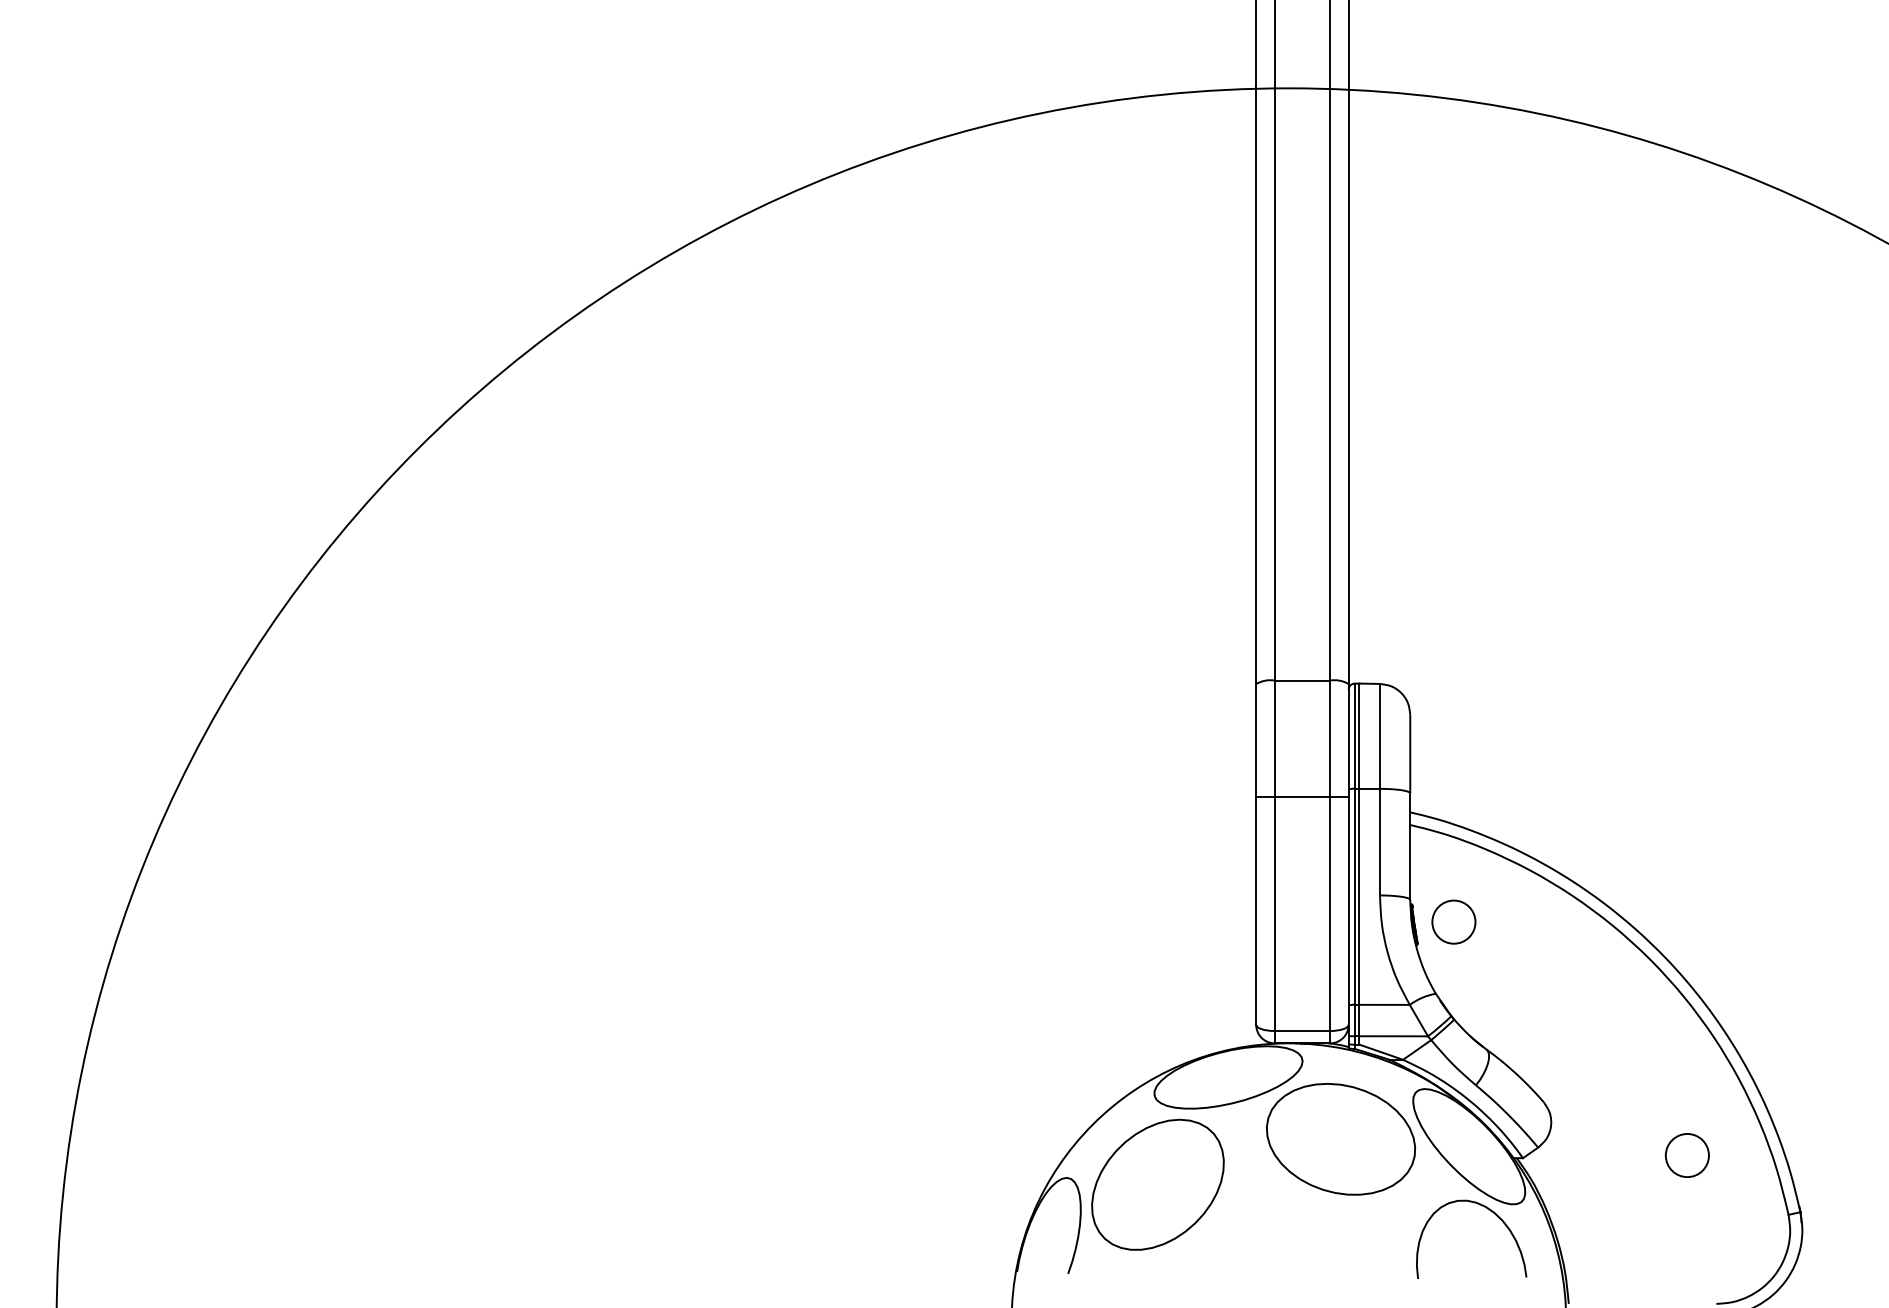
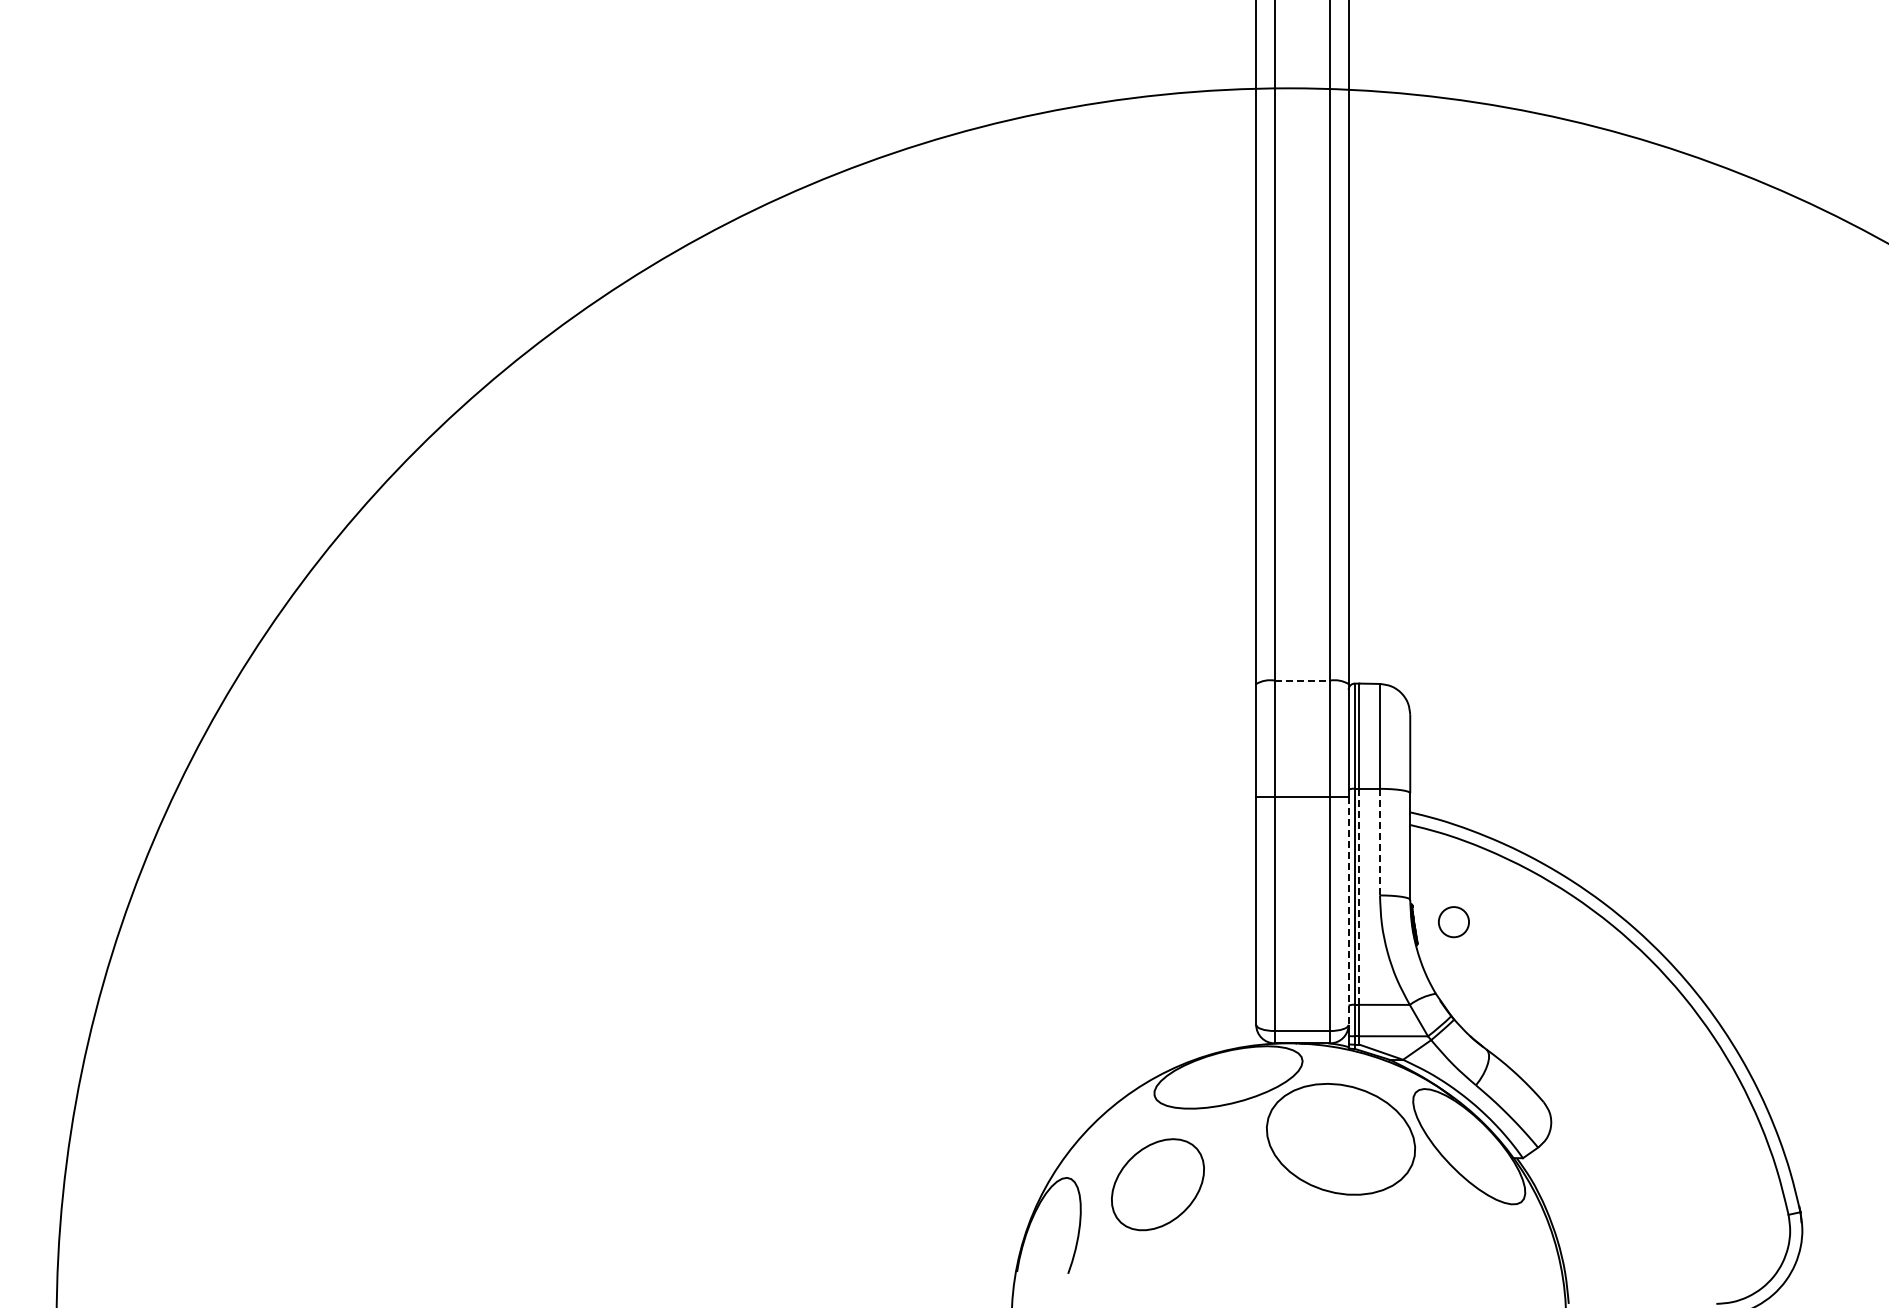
line: solid -> dashed (1302, 680)
line: solid -> dashed (1380, 841)
line: solid -> dashed (1359, 897)
line: solid -> dashed (1348, 910)
circle diameter: 43 px -> 30 px (1453, 922)
circle: present -> none (1687, 1155)
part size: 134x133 px -> 94x94 px (1157, 1184)
curve: present -> none (1490, 1211)
